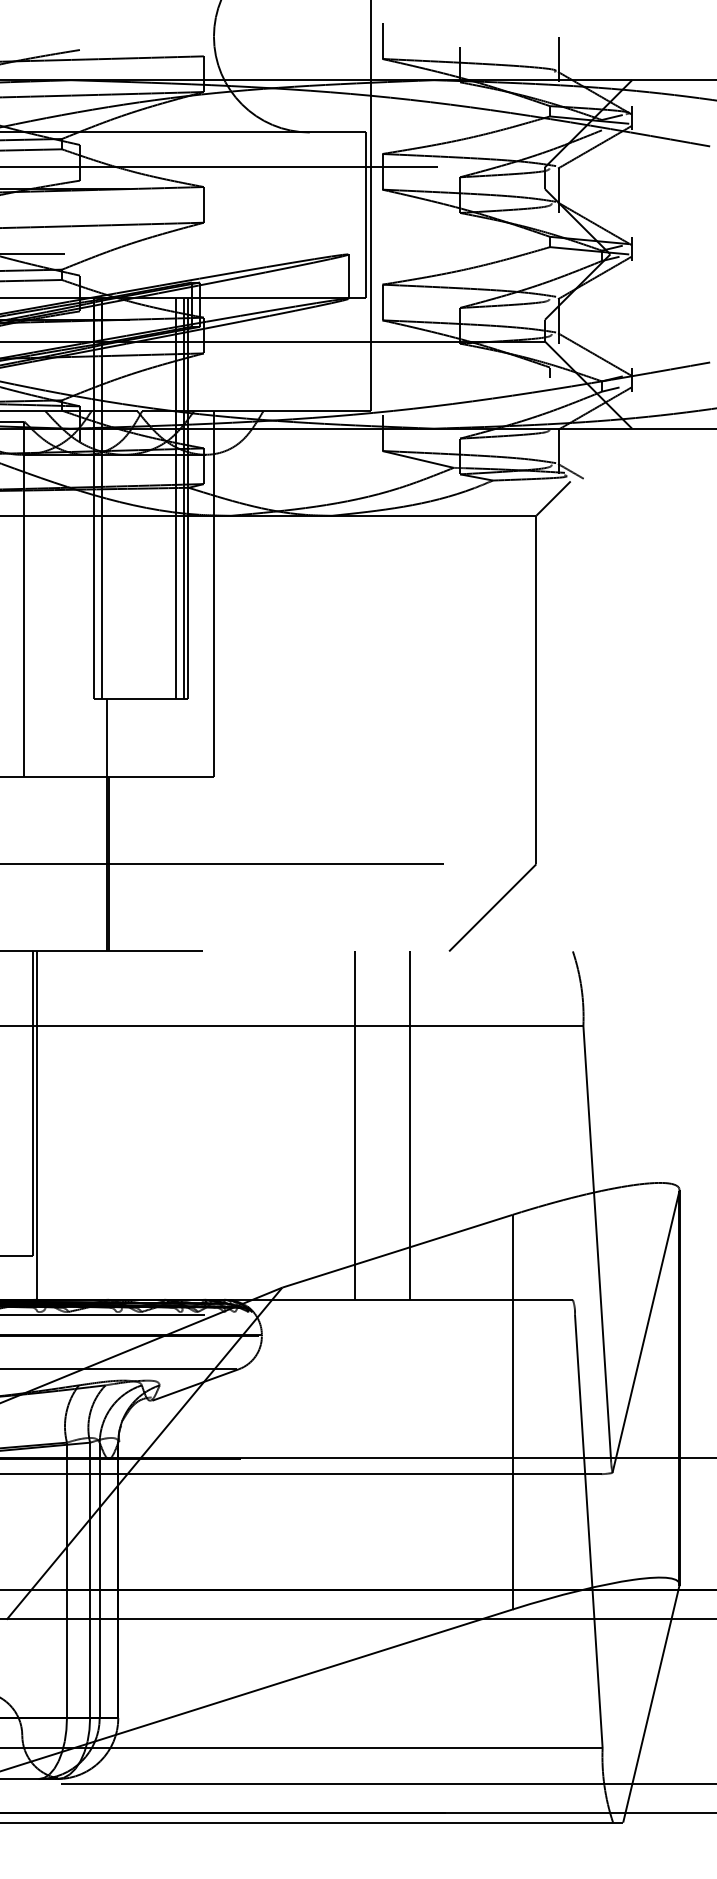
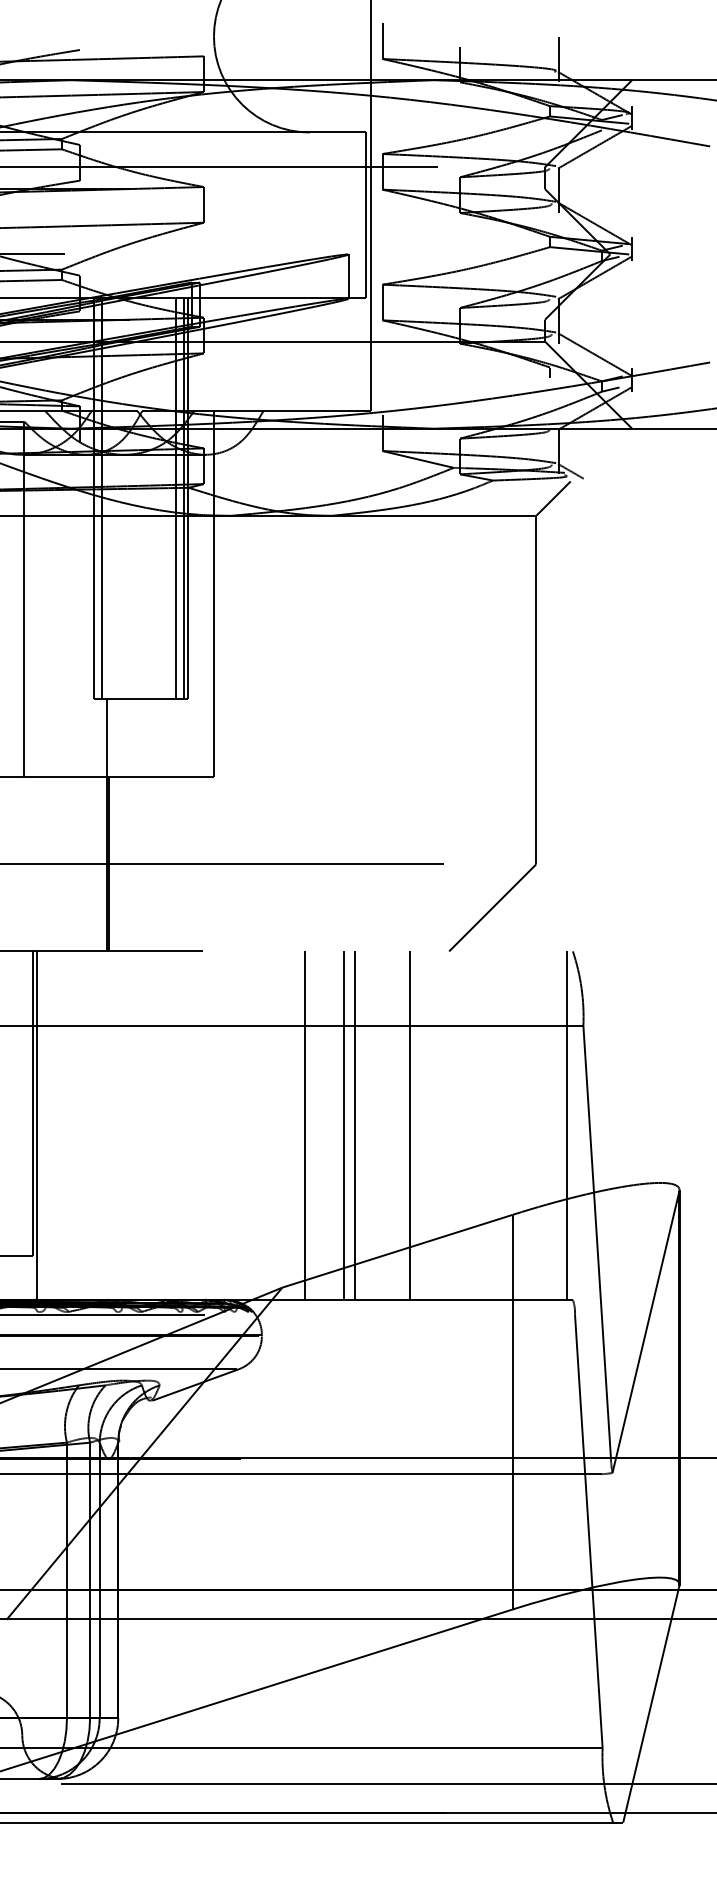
line: none -> present (305, 1125)
line: none -> present (344, 1125)
line: none -> present (566, 1125)
